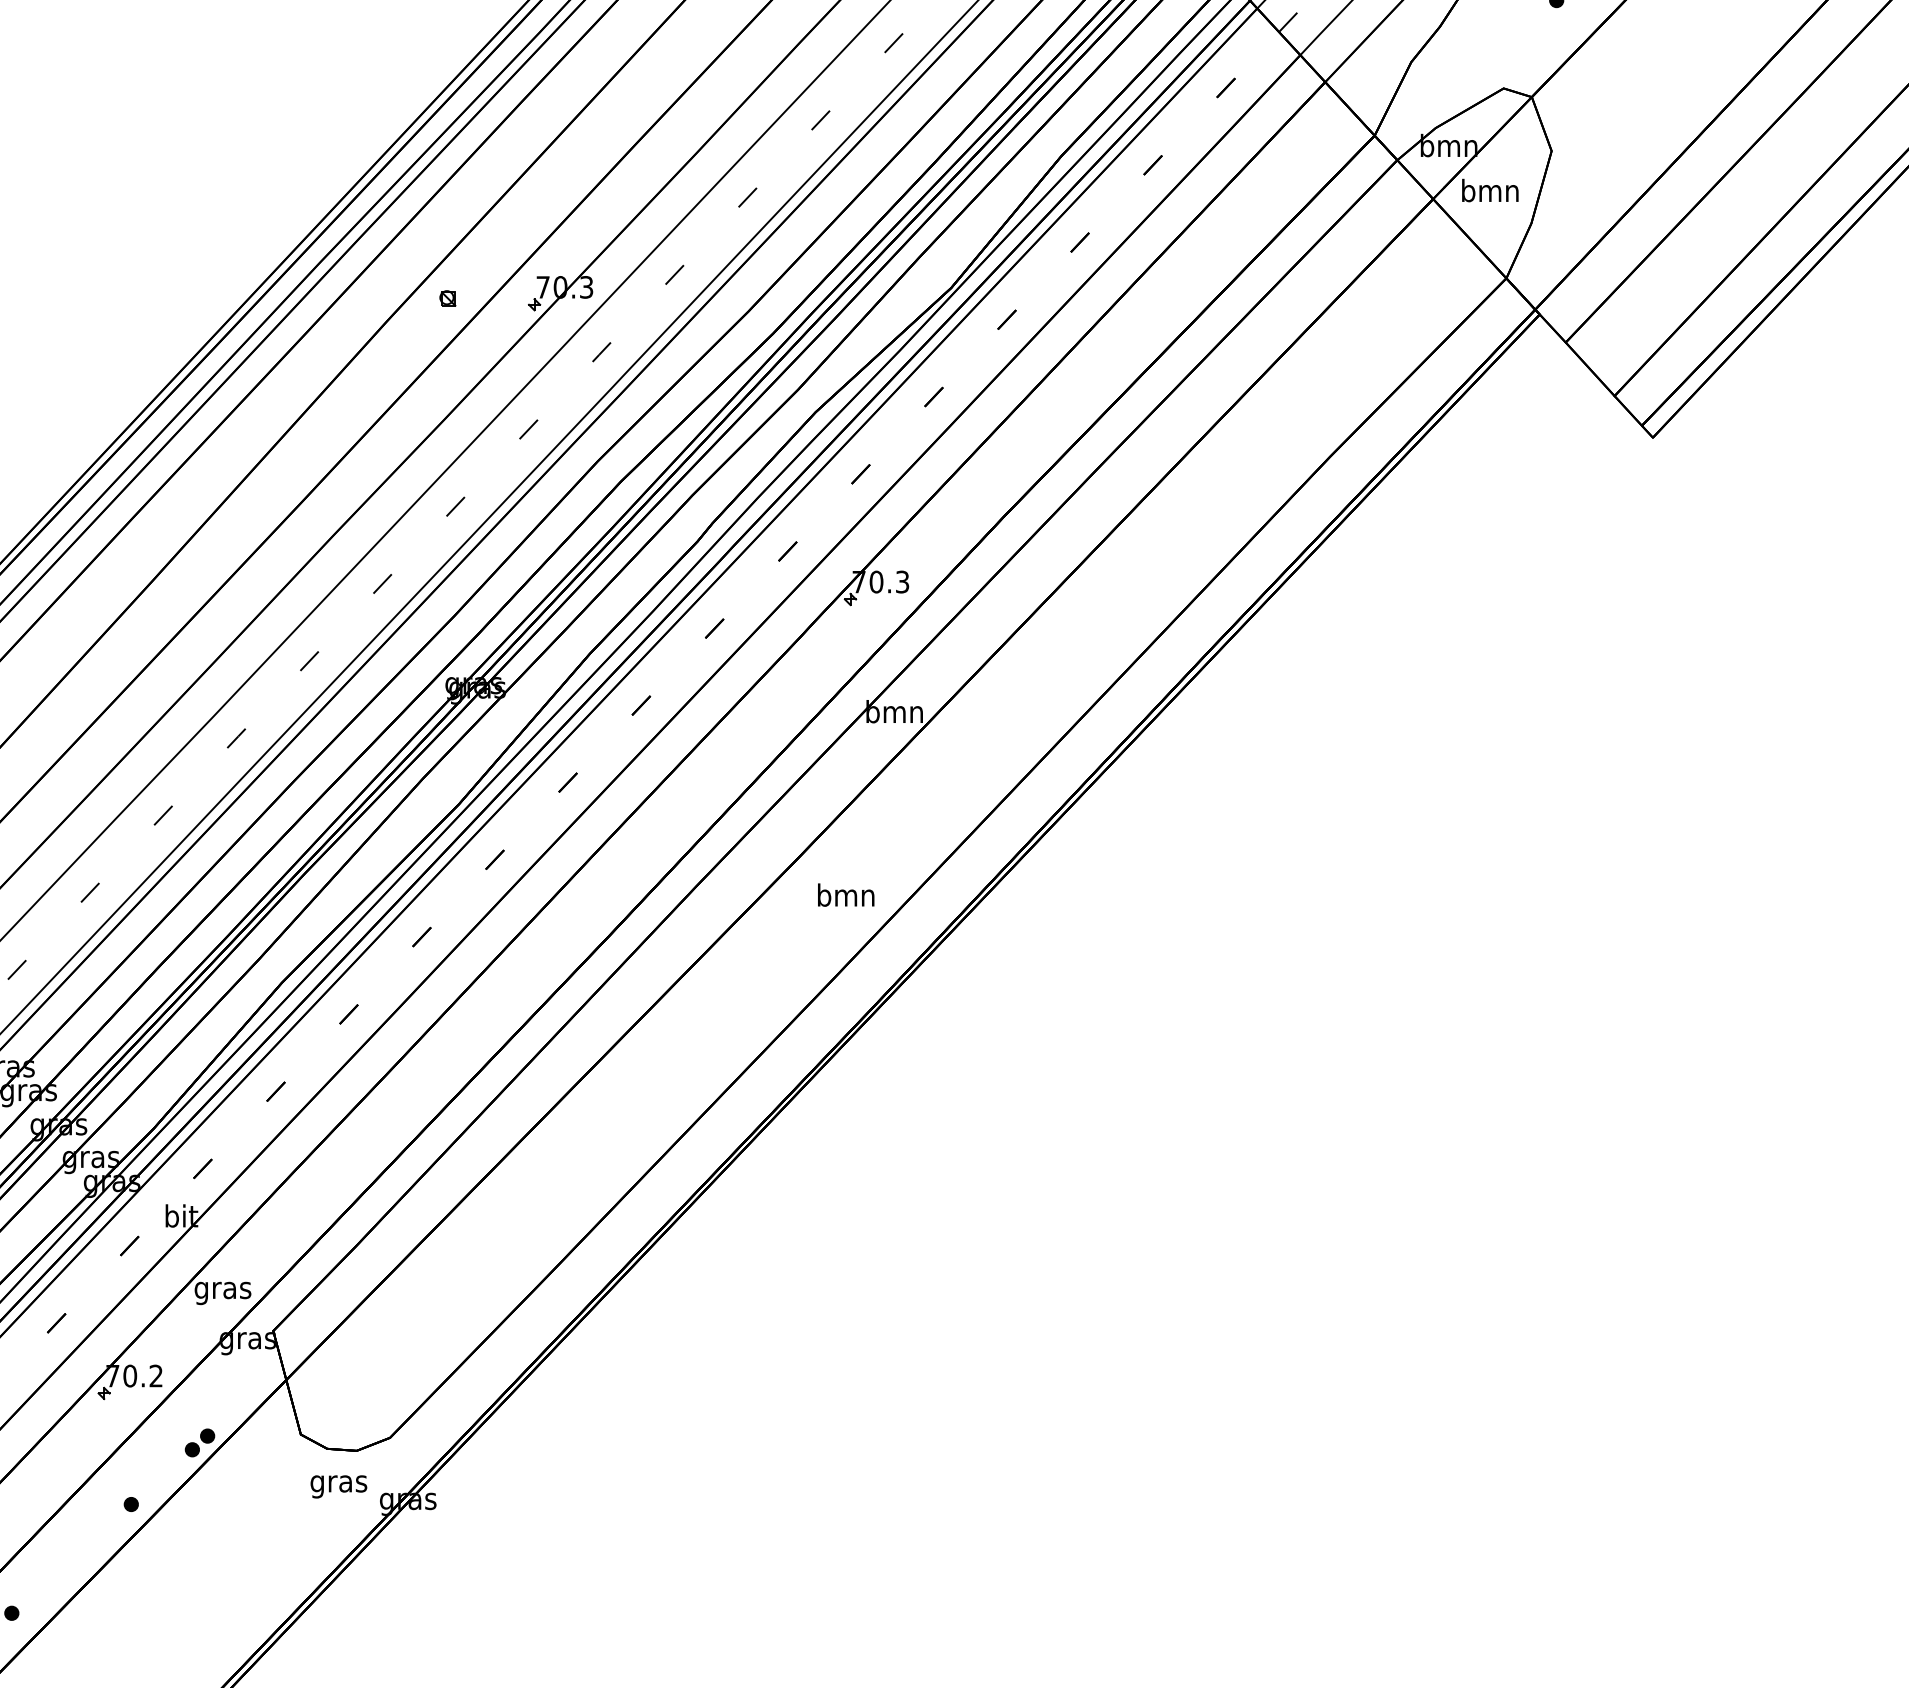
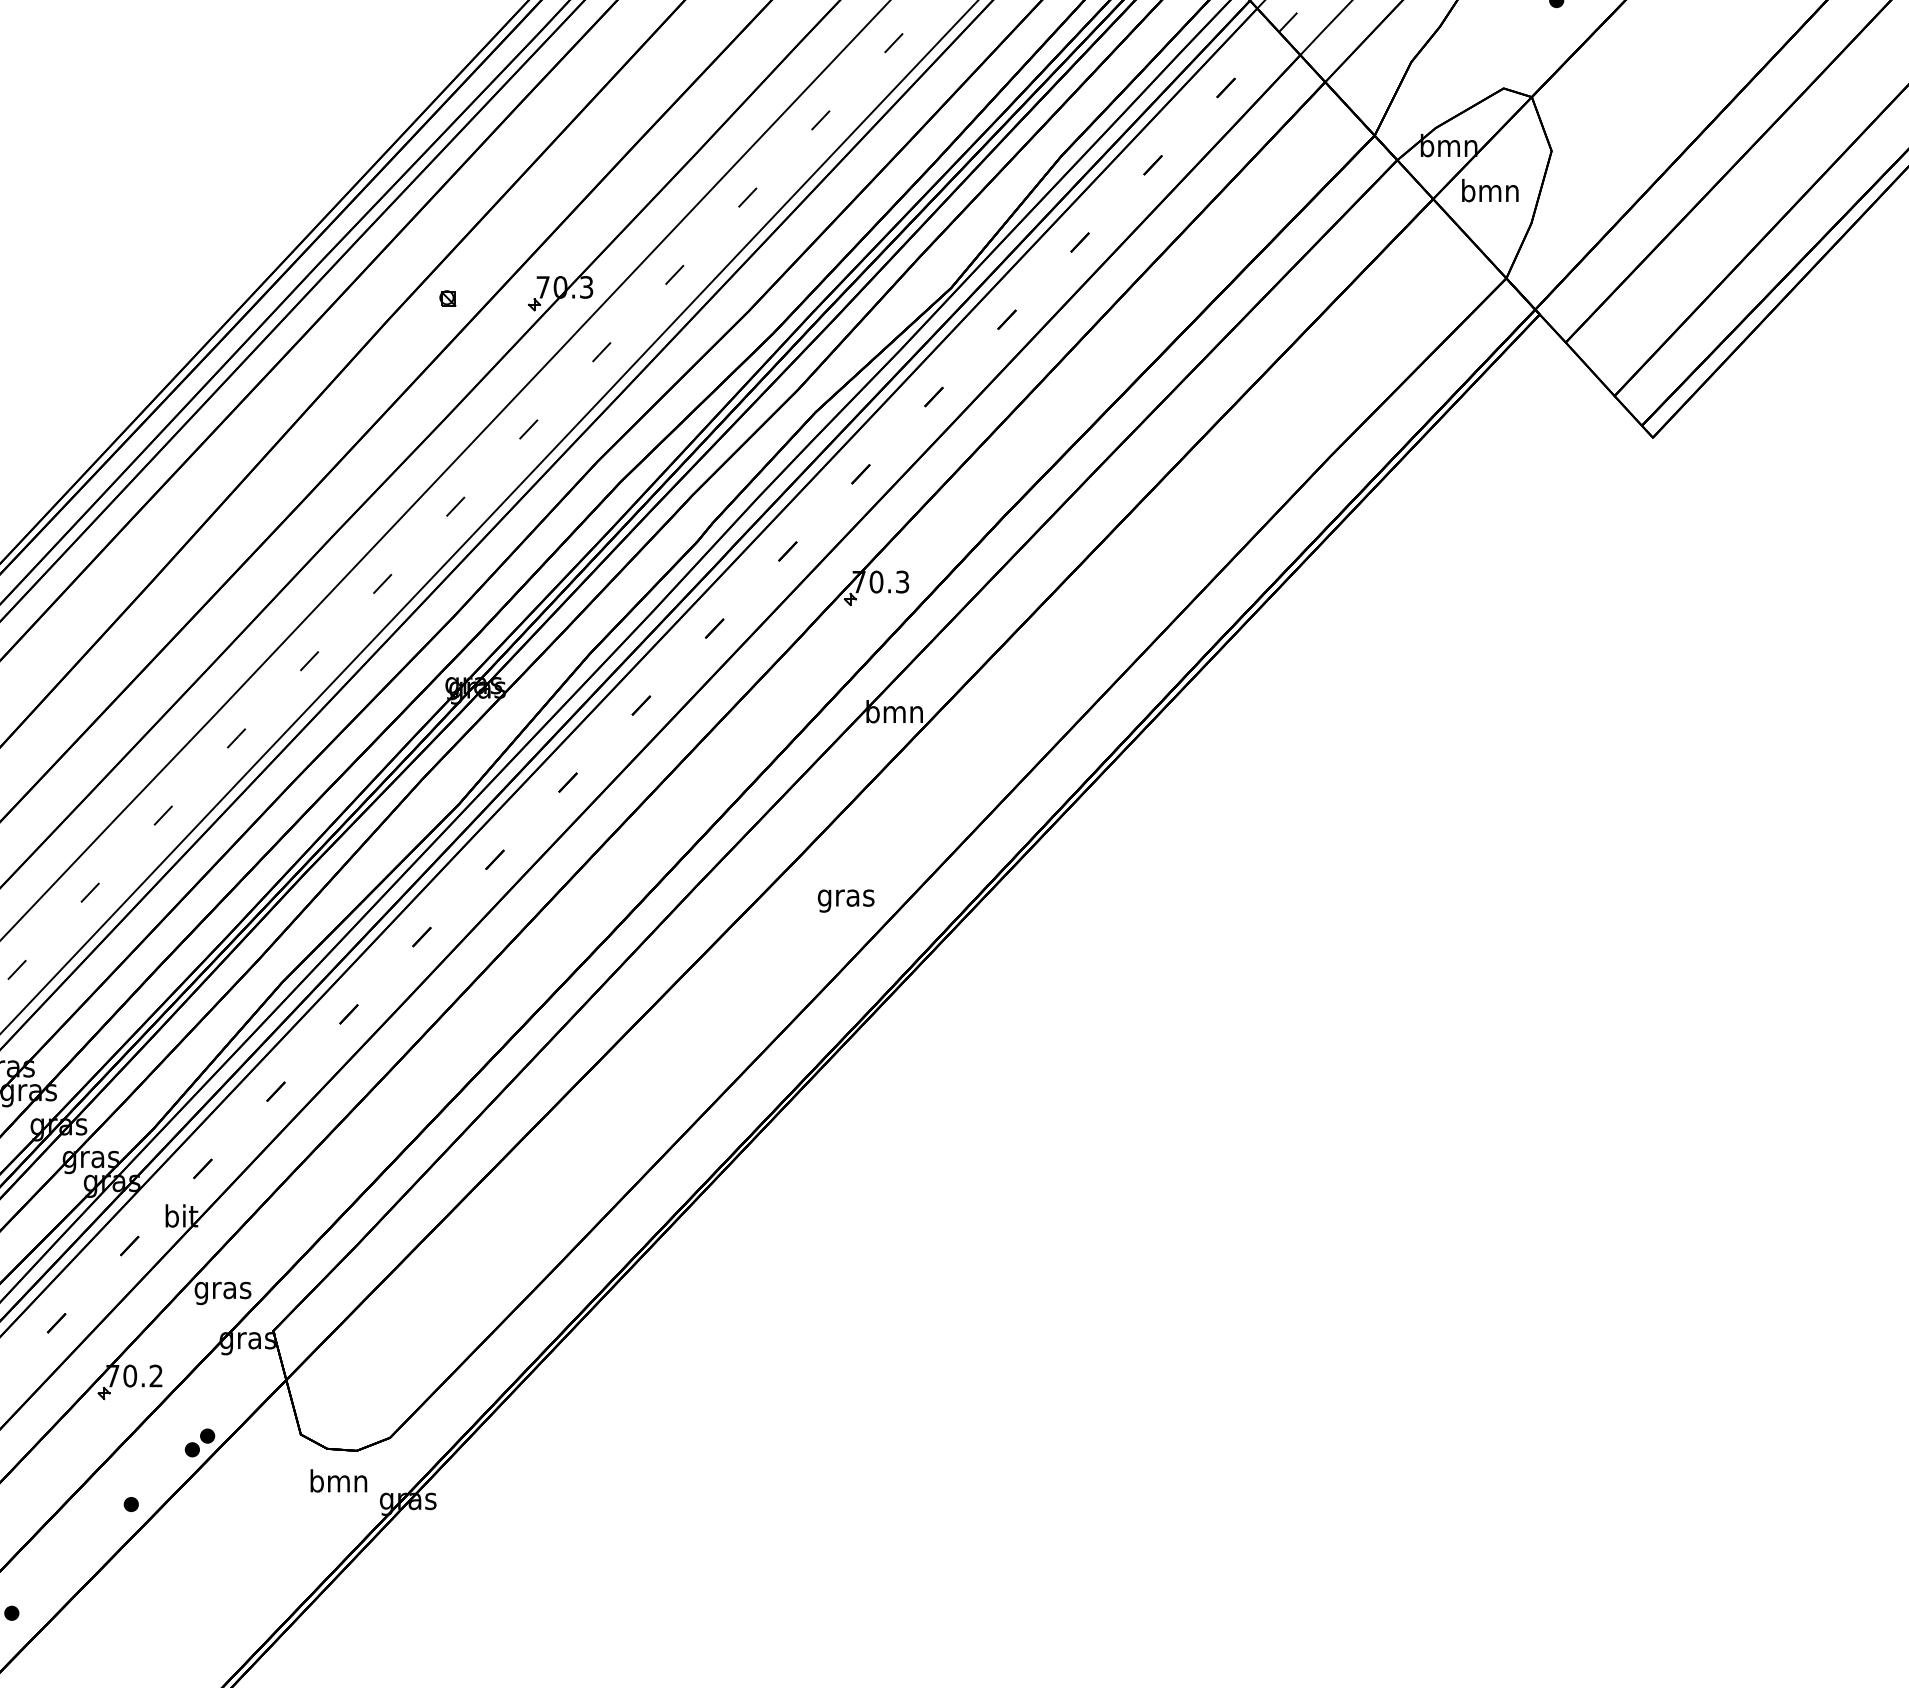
text: bmn -> gras (846, 897)
text: gras -> bmn (338, 1483)
